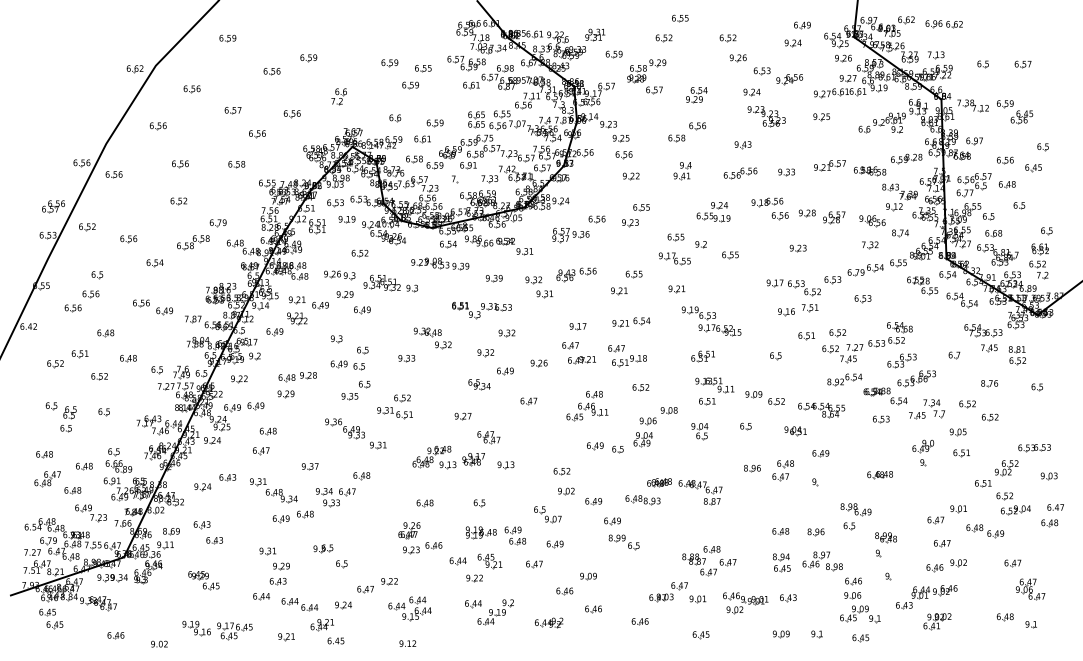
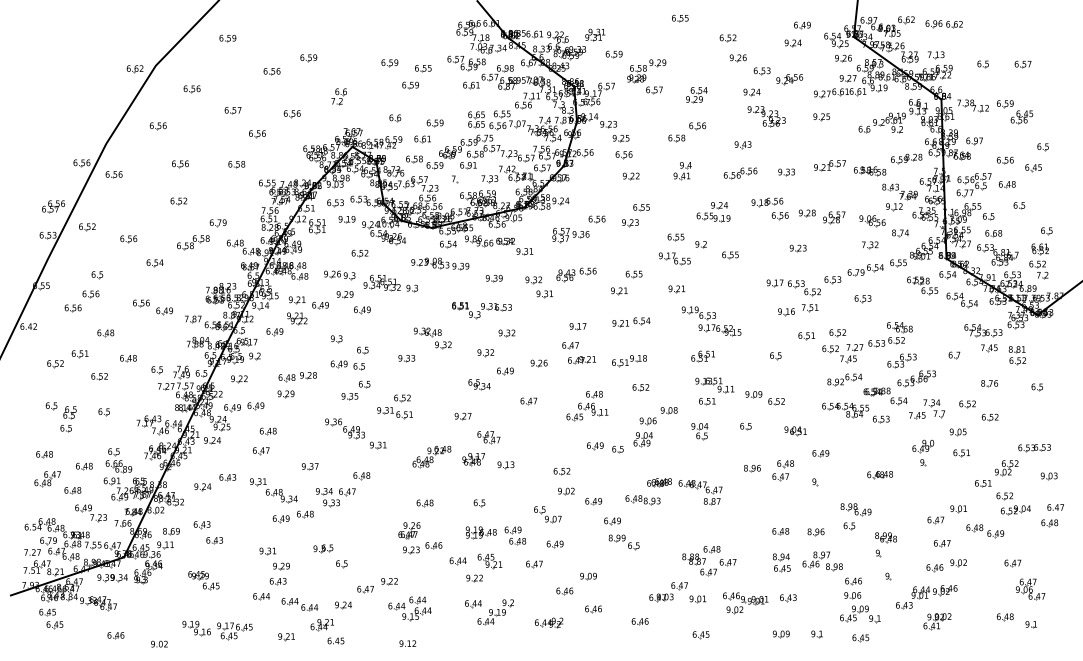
part: present -> none (663, 38)
part: present -> none (616, 348)
part position: (821, 410) -> (845, 410) (845, 410)
part: present -> none (447, 465)
